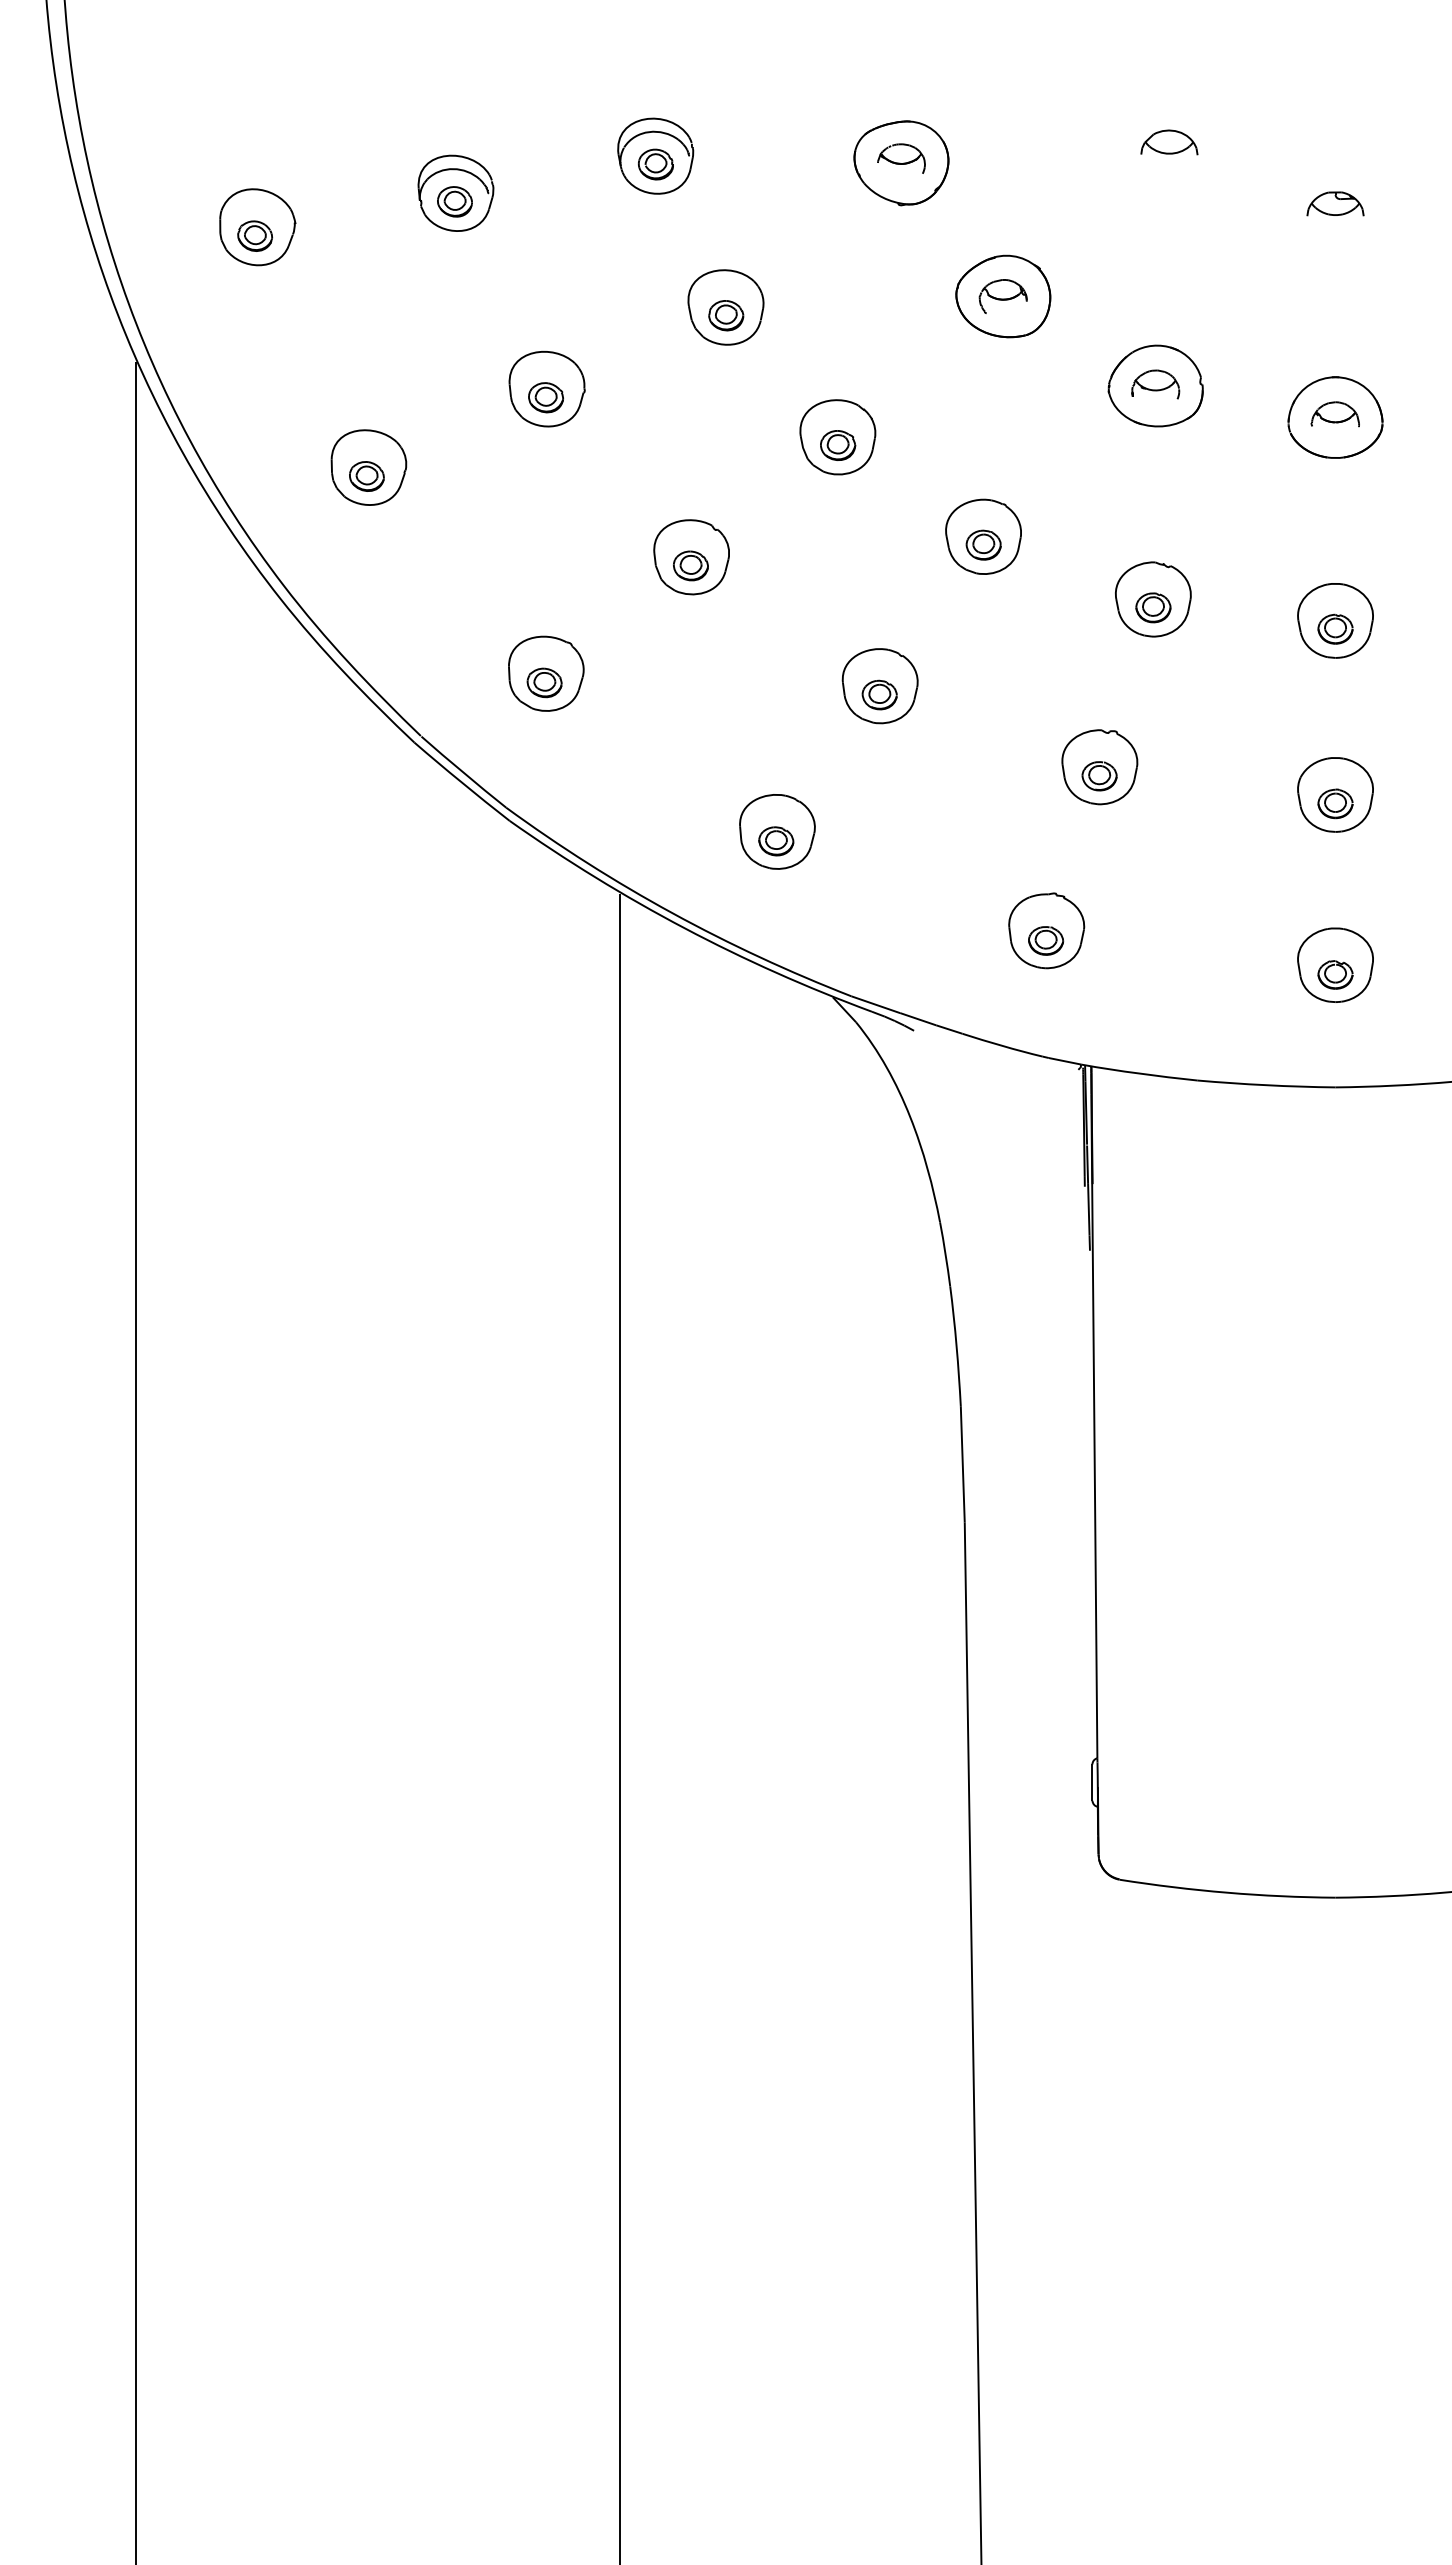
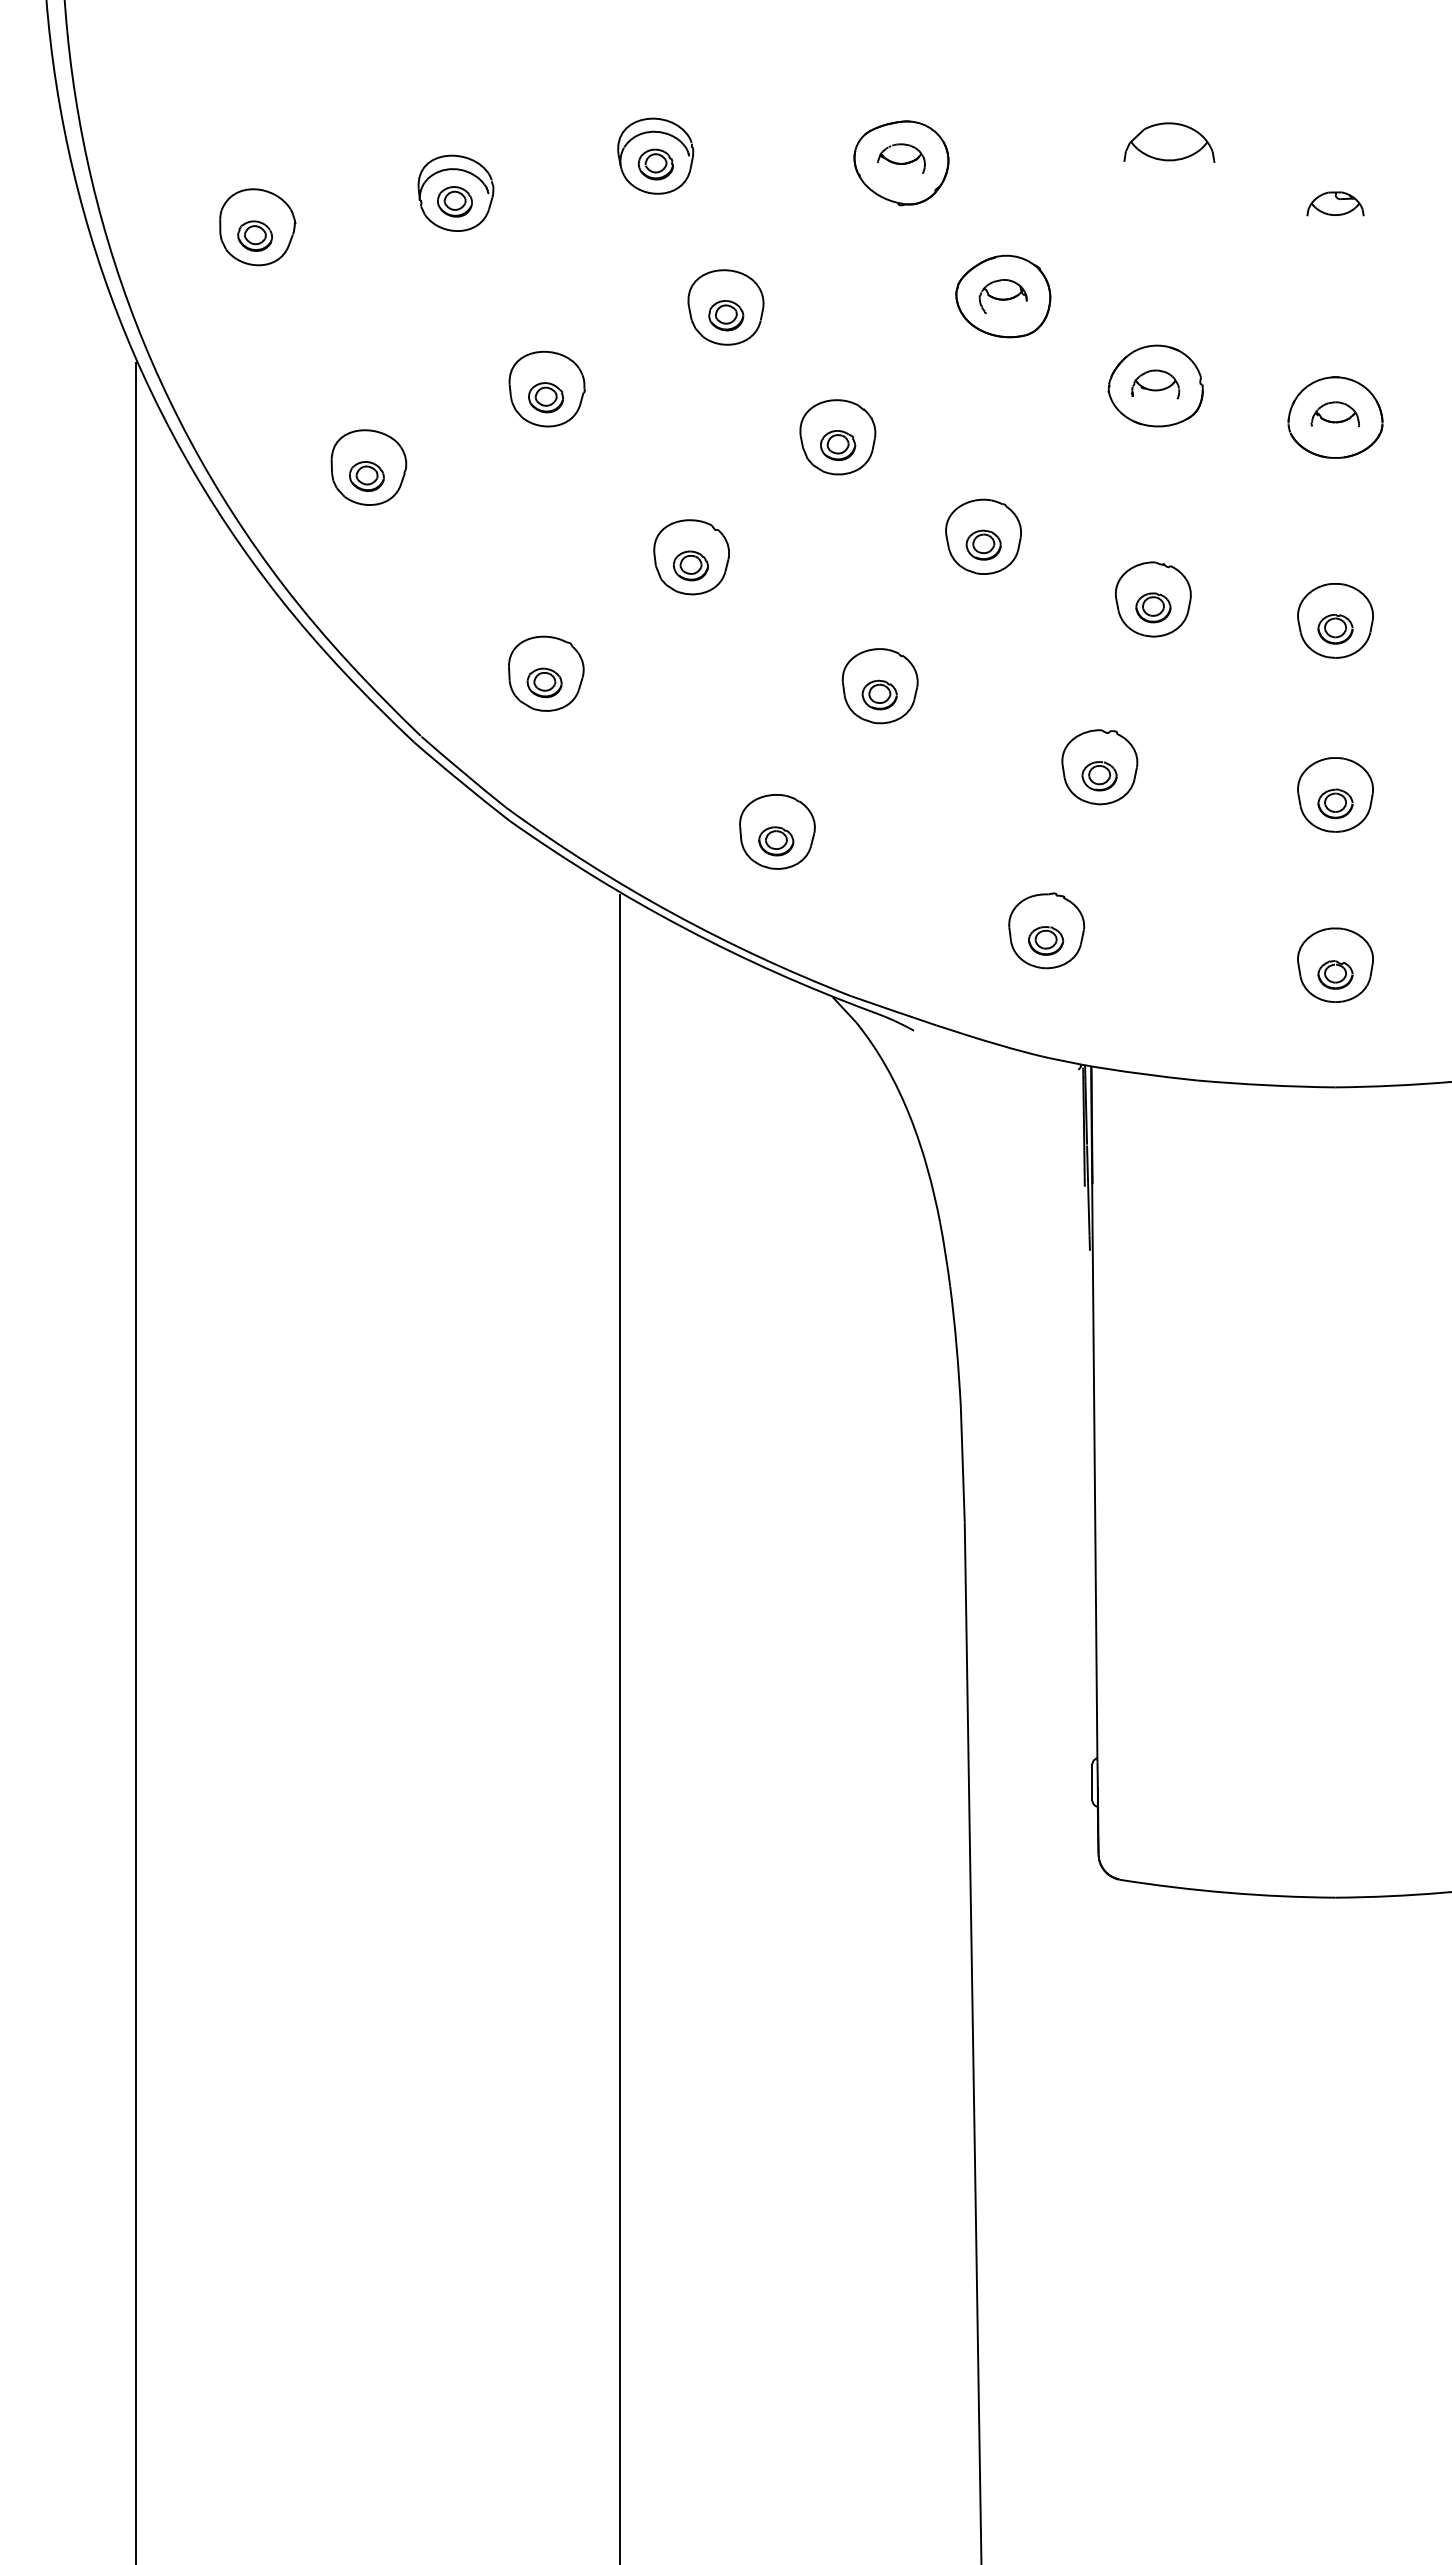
part size: 59x27 px -> 93x41 px (1169, 142)
